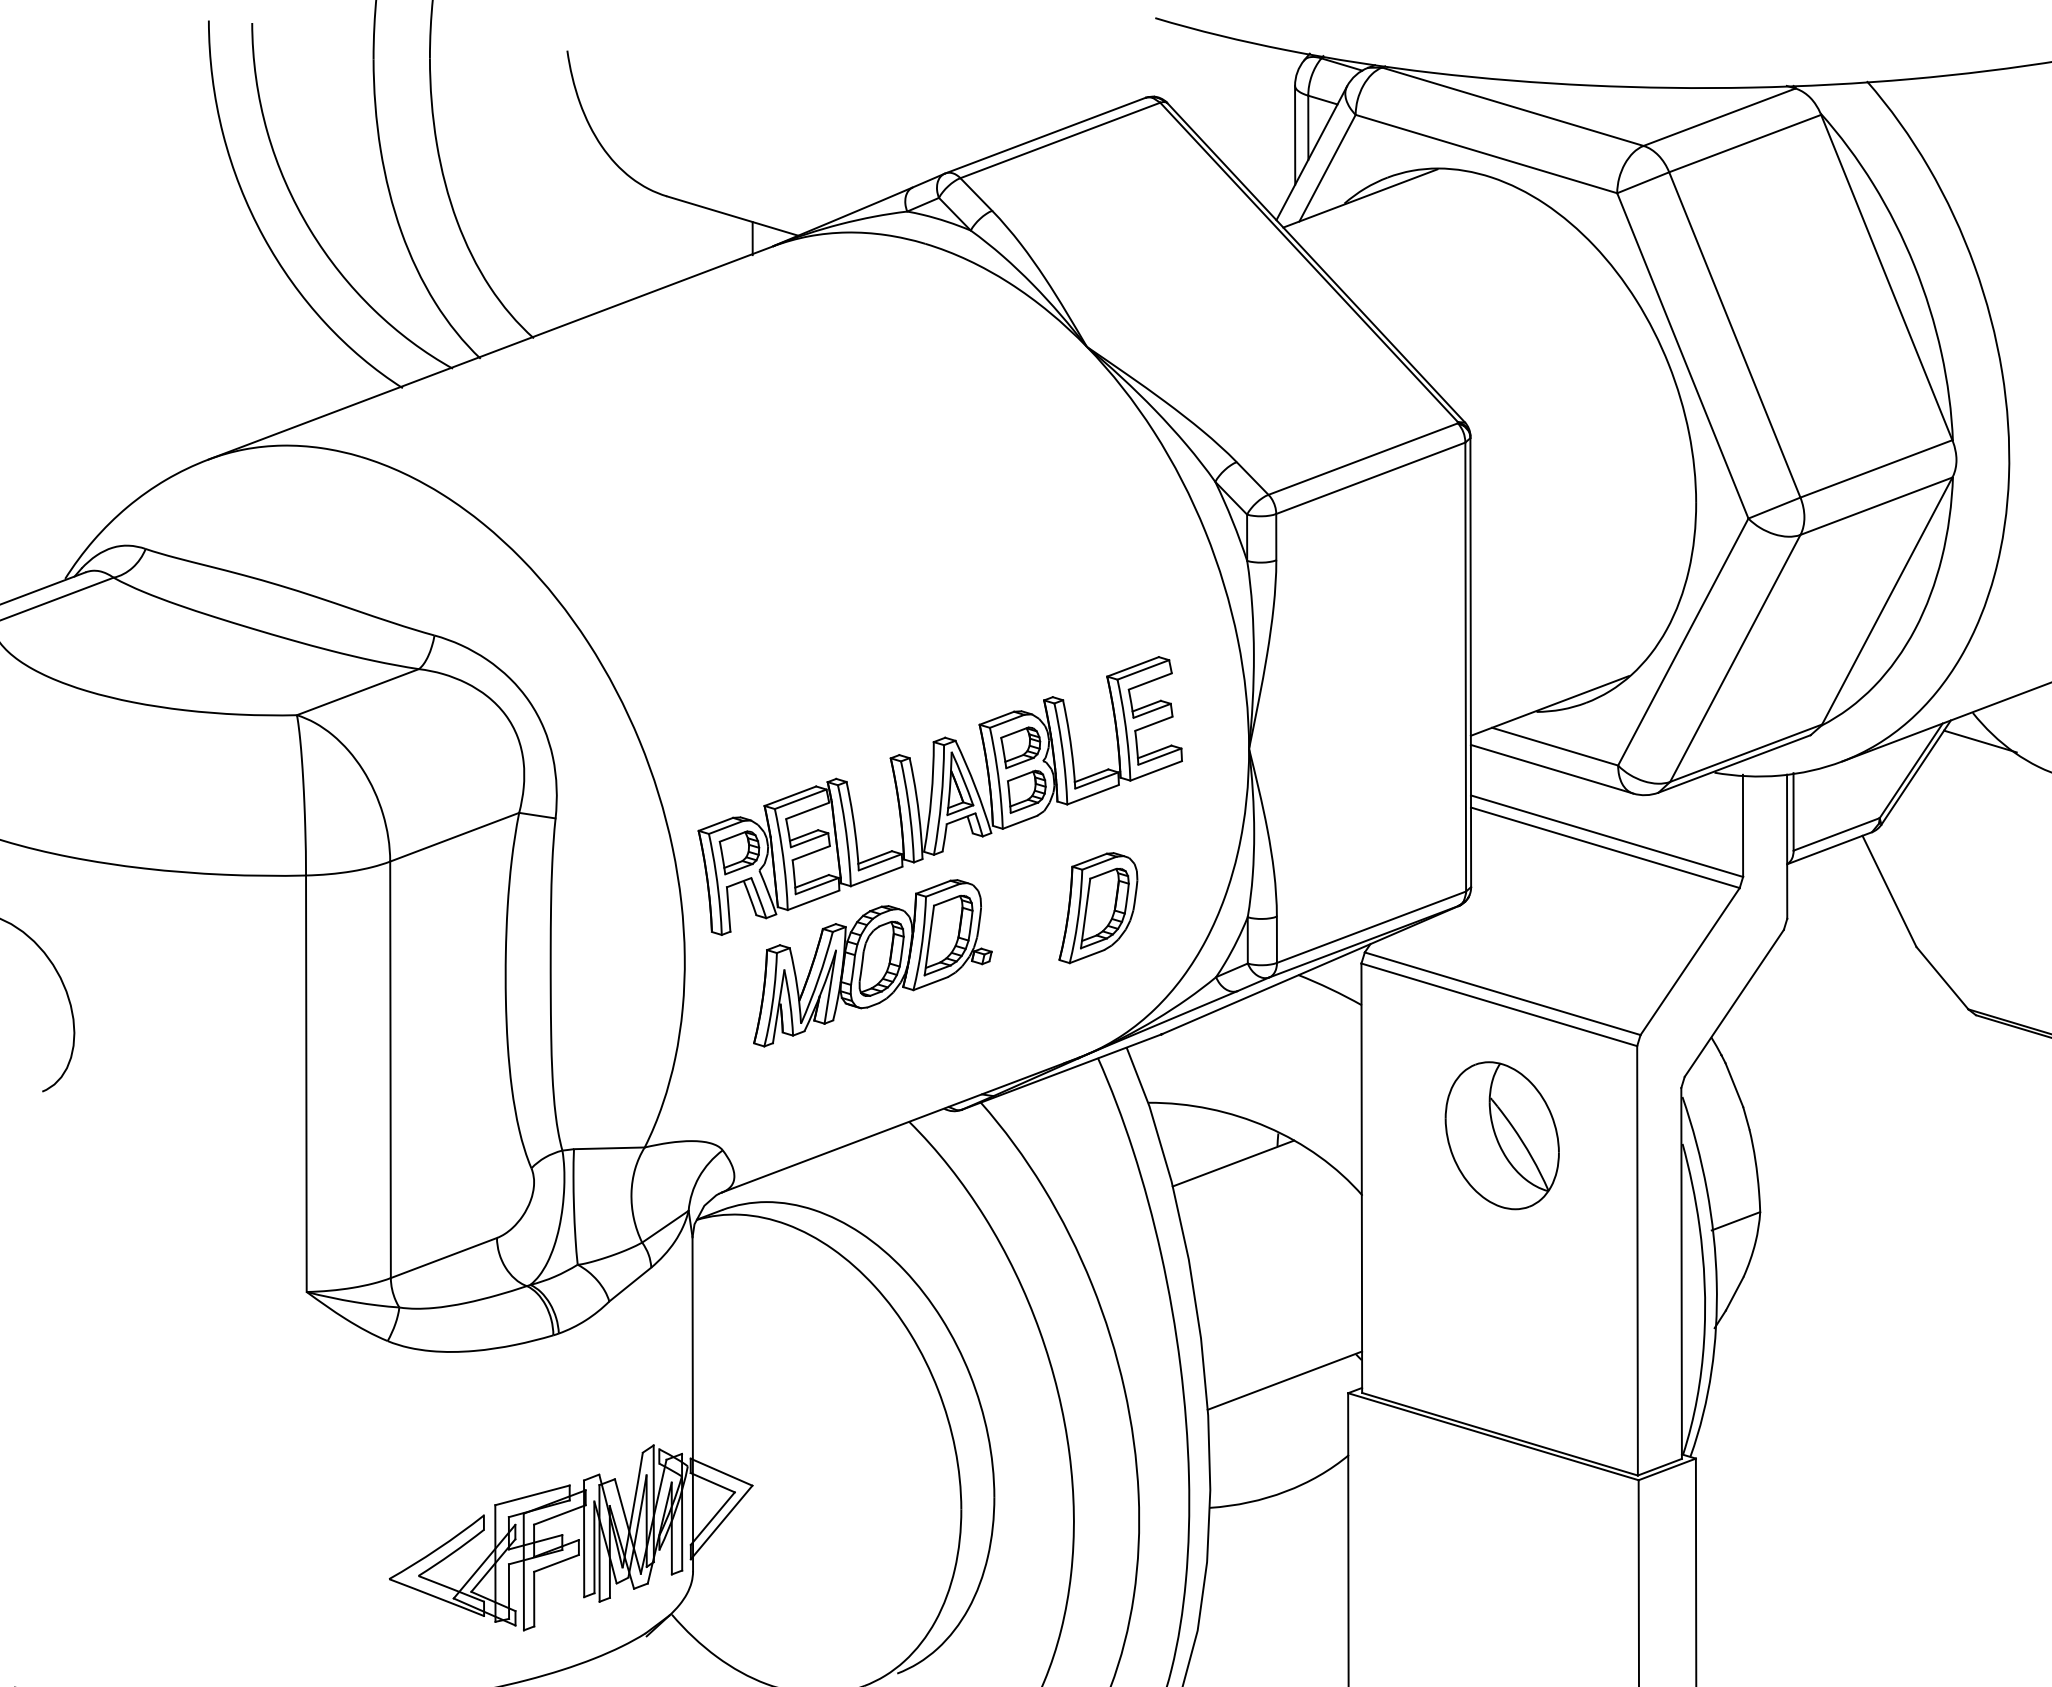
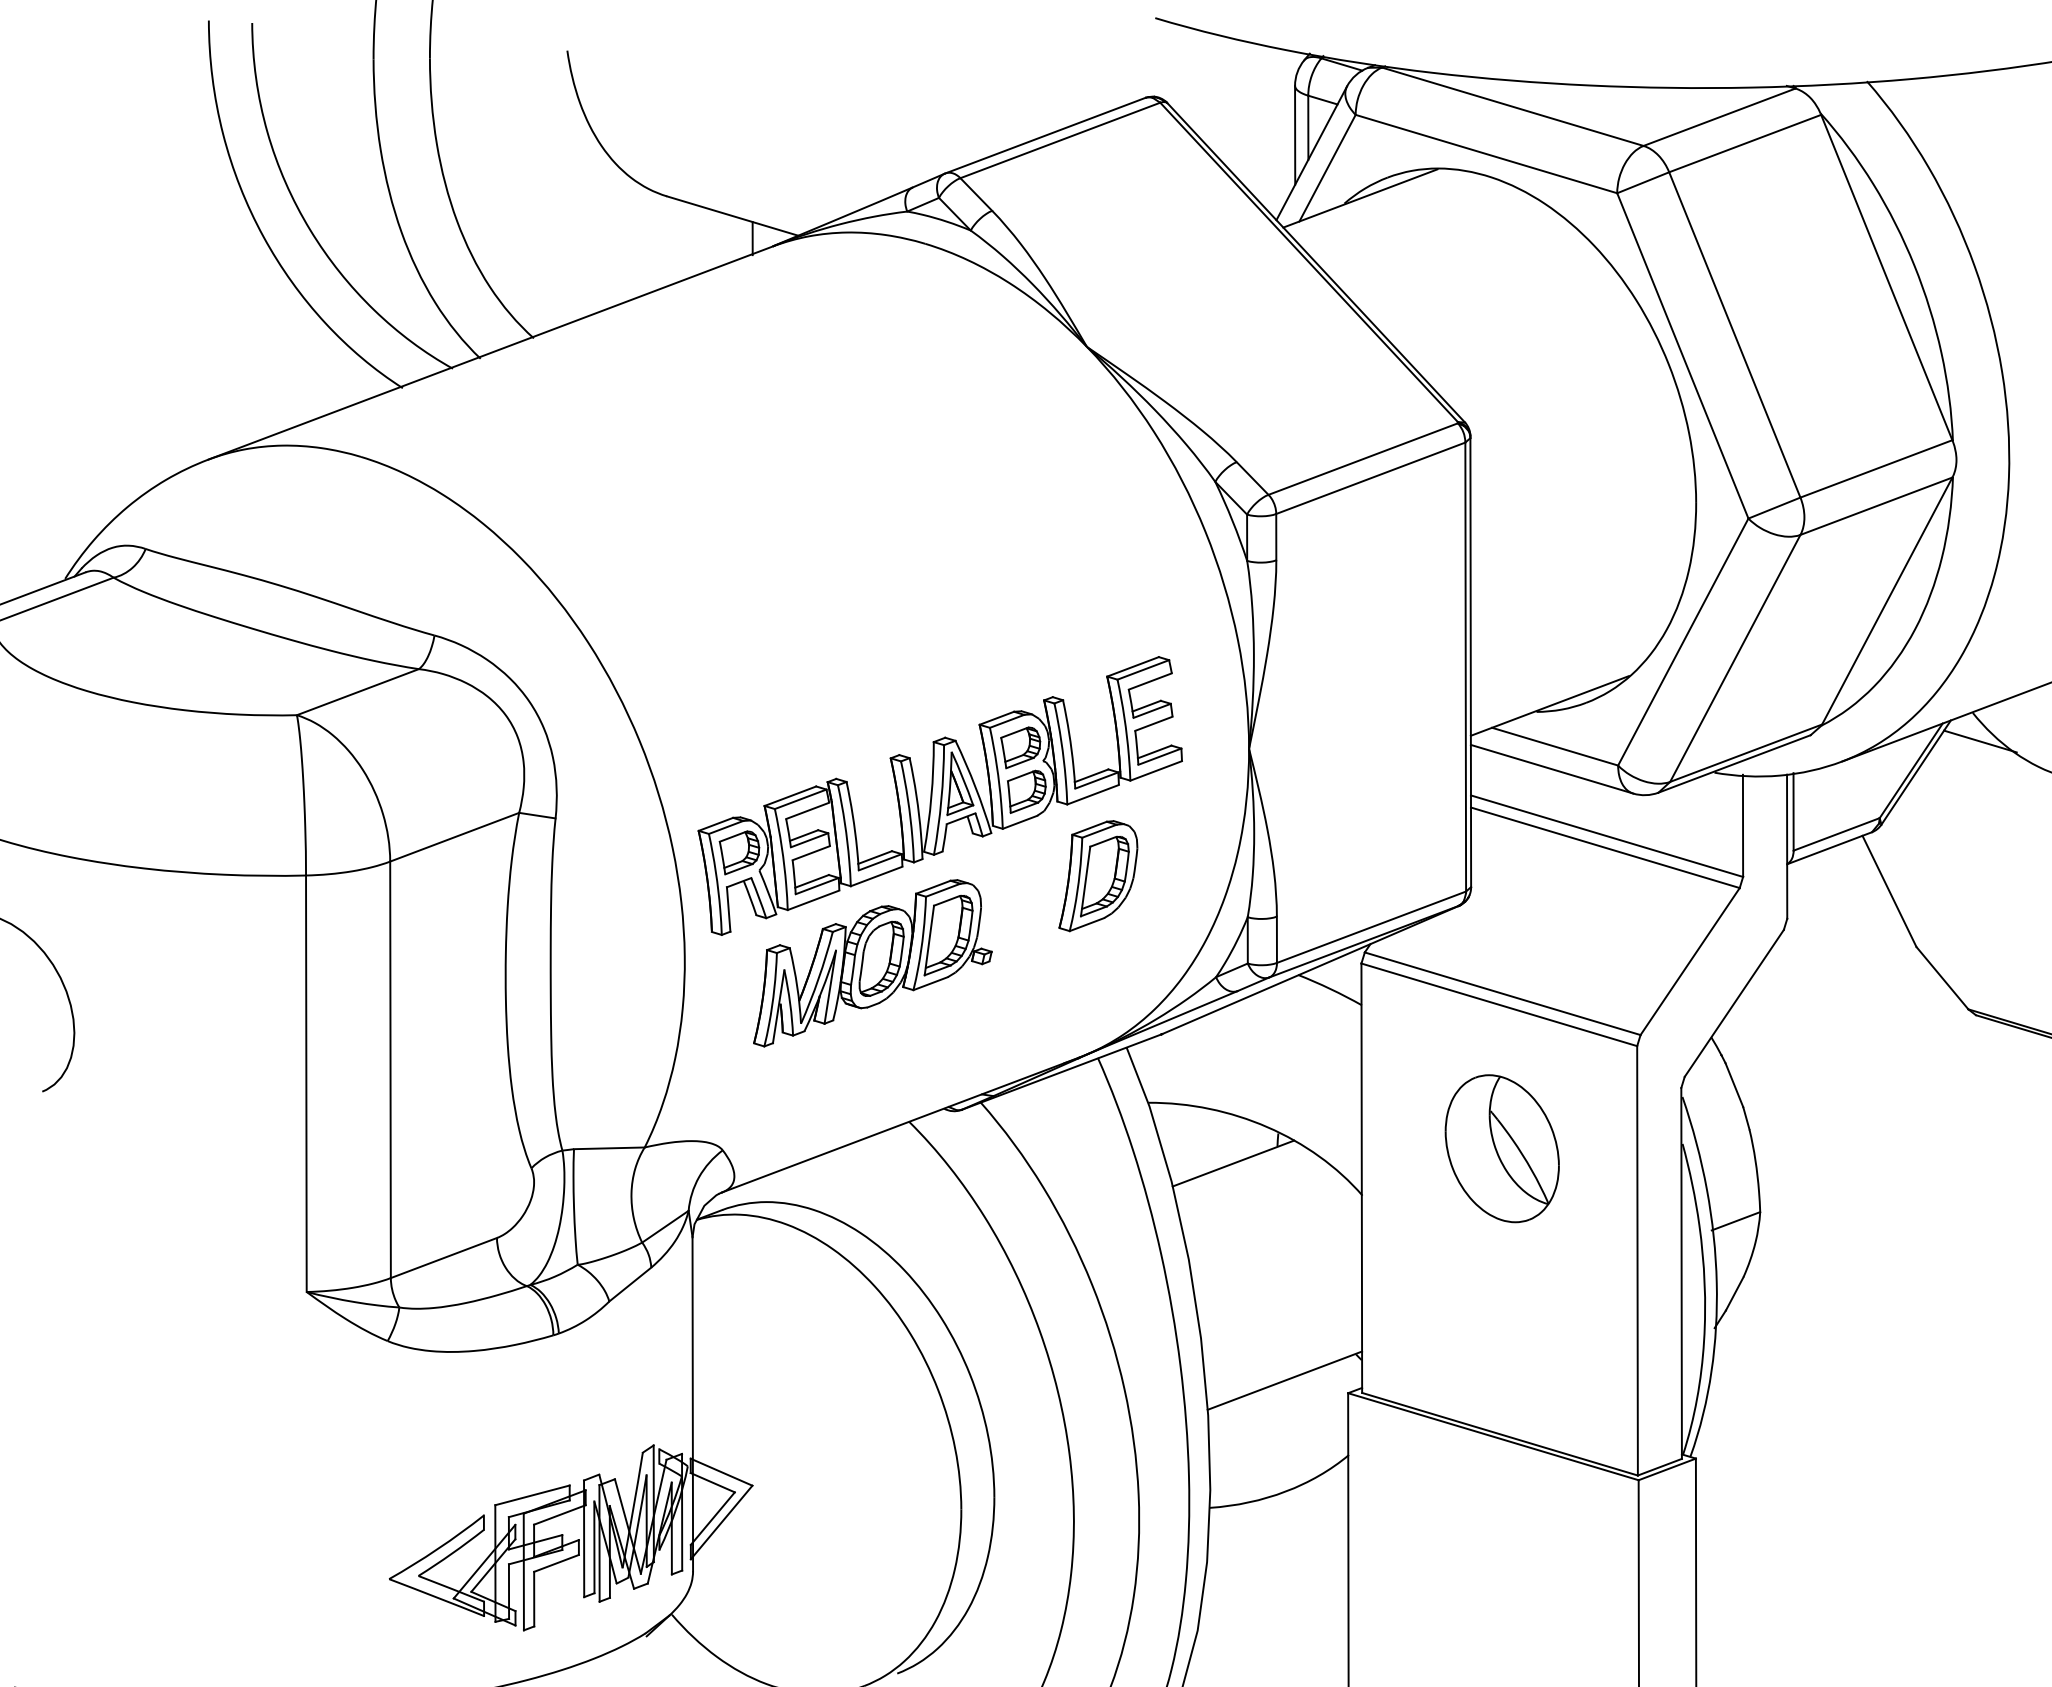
part position: (1098, 908) -> (1098, 876) (1098, 876)
part position: (1501, 1135) -> (1501, 1148) (1501, 1148)
